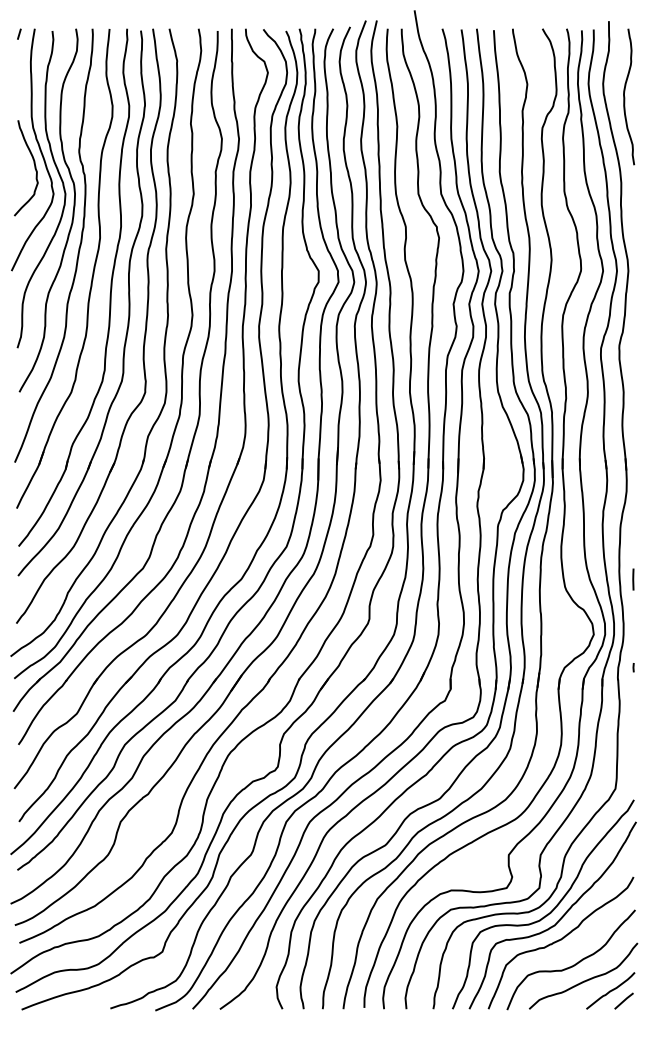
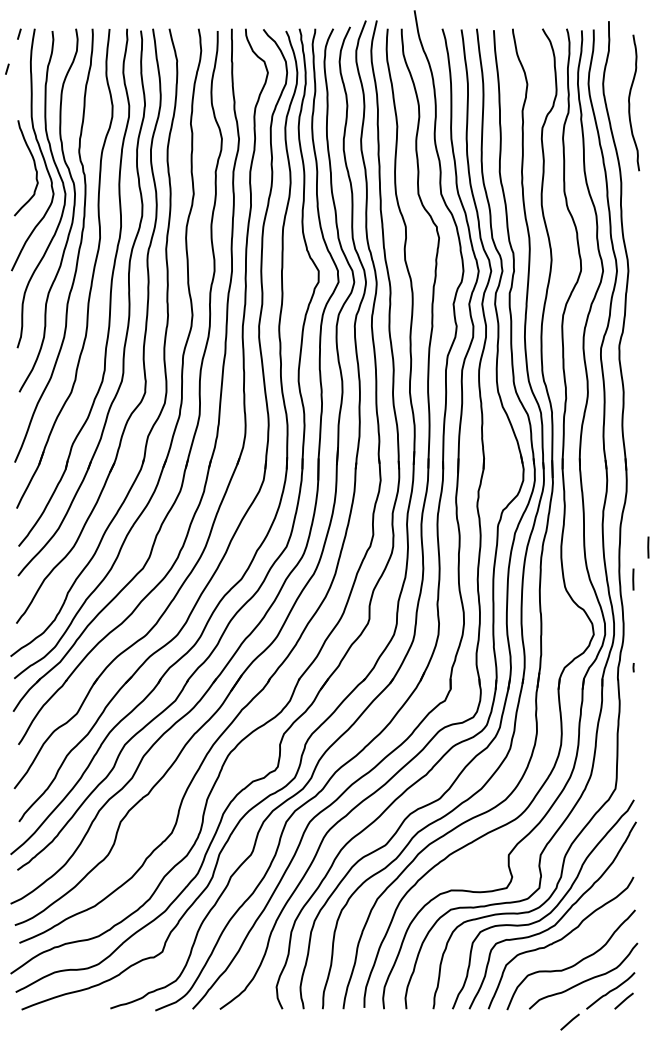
line: none -> present (7, 68)
curve position: (625, 97) -> (630, 103) (630, 103)
line: none -> present (648, 547)
line: none -> present (569, 1021)
